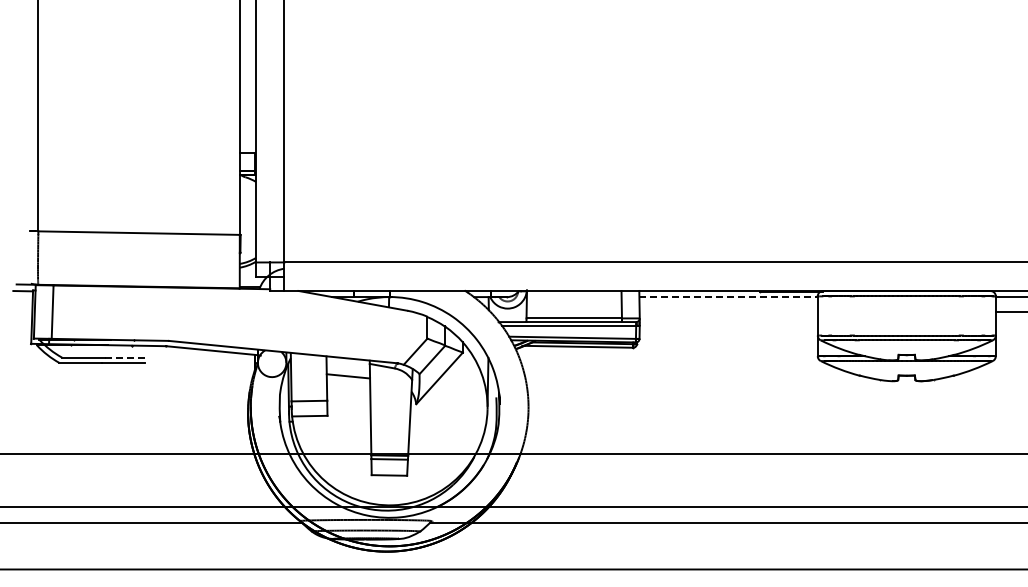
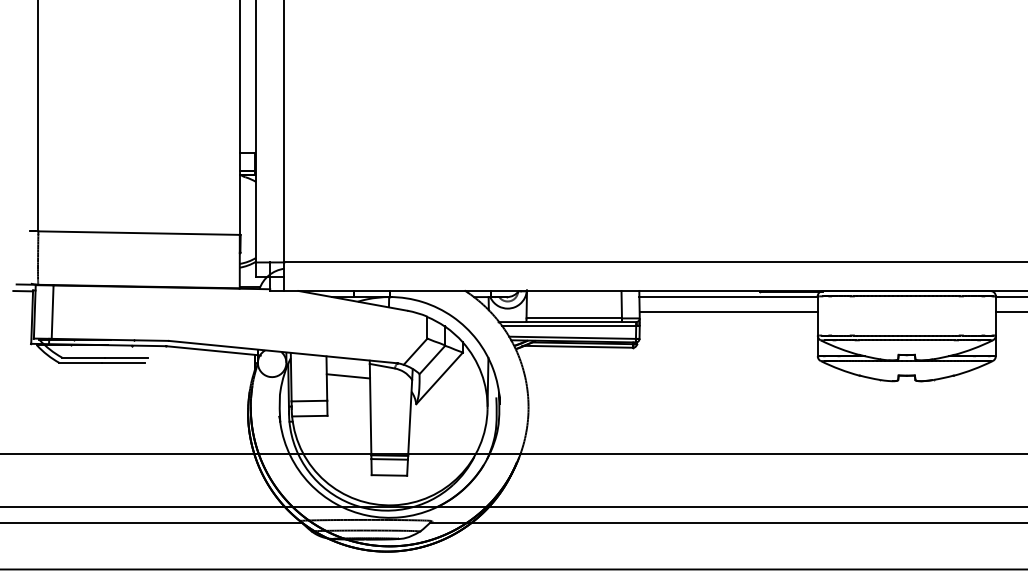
line: dashed -> solid (729, 297)
line: none -> present (728, 311)
line: dashed -> solid (127, 357)
